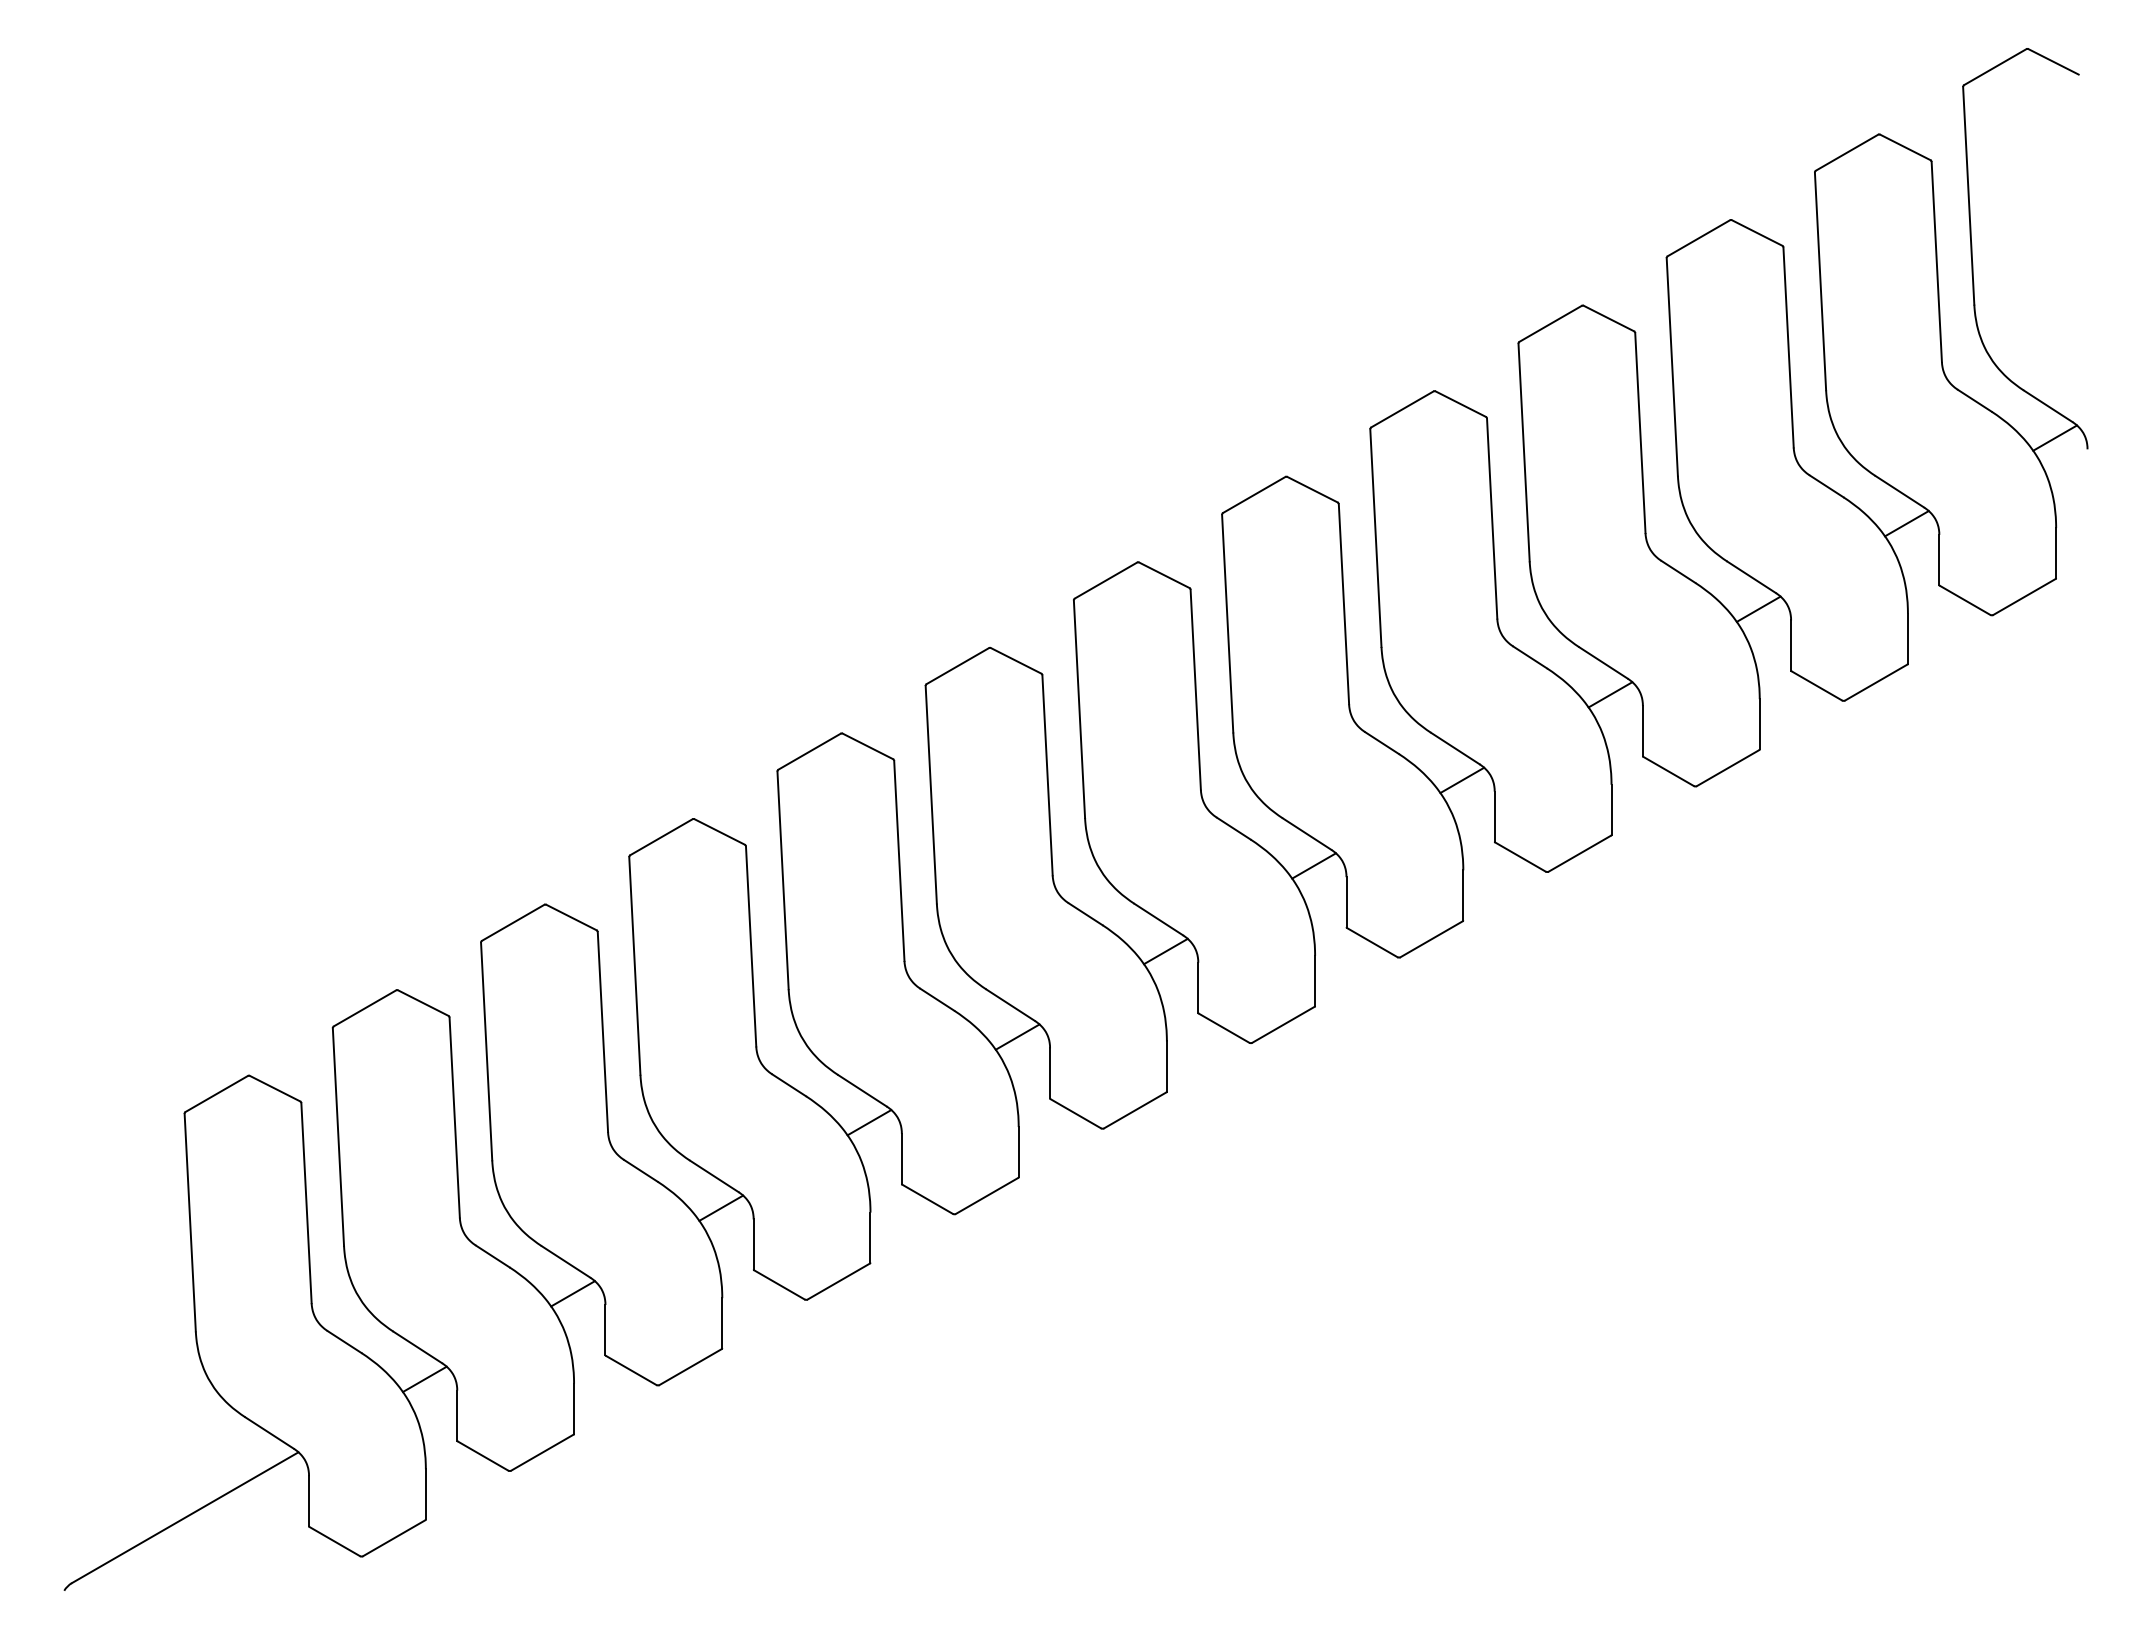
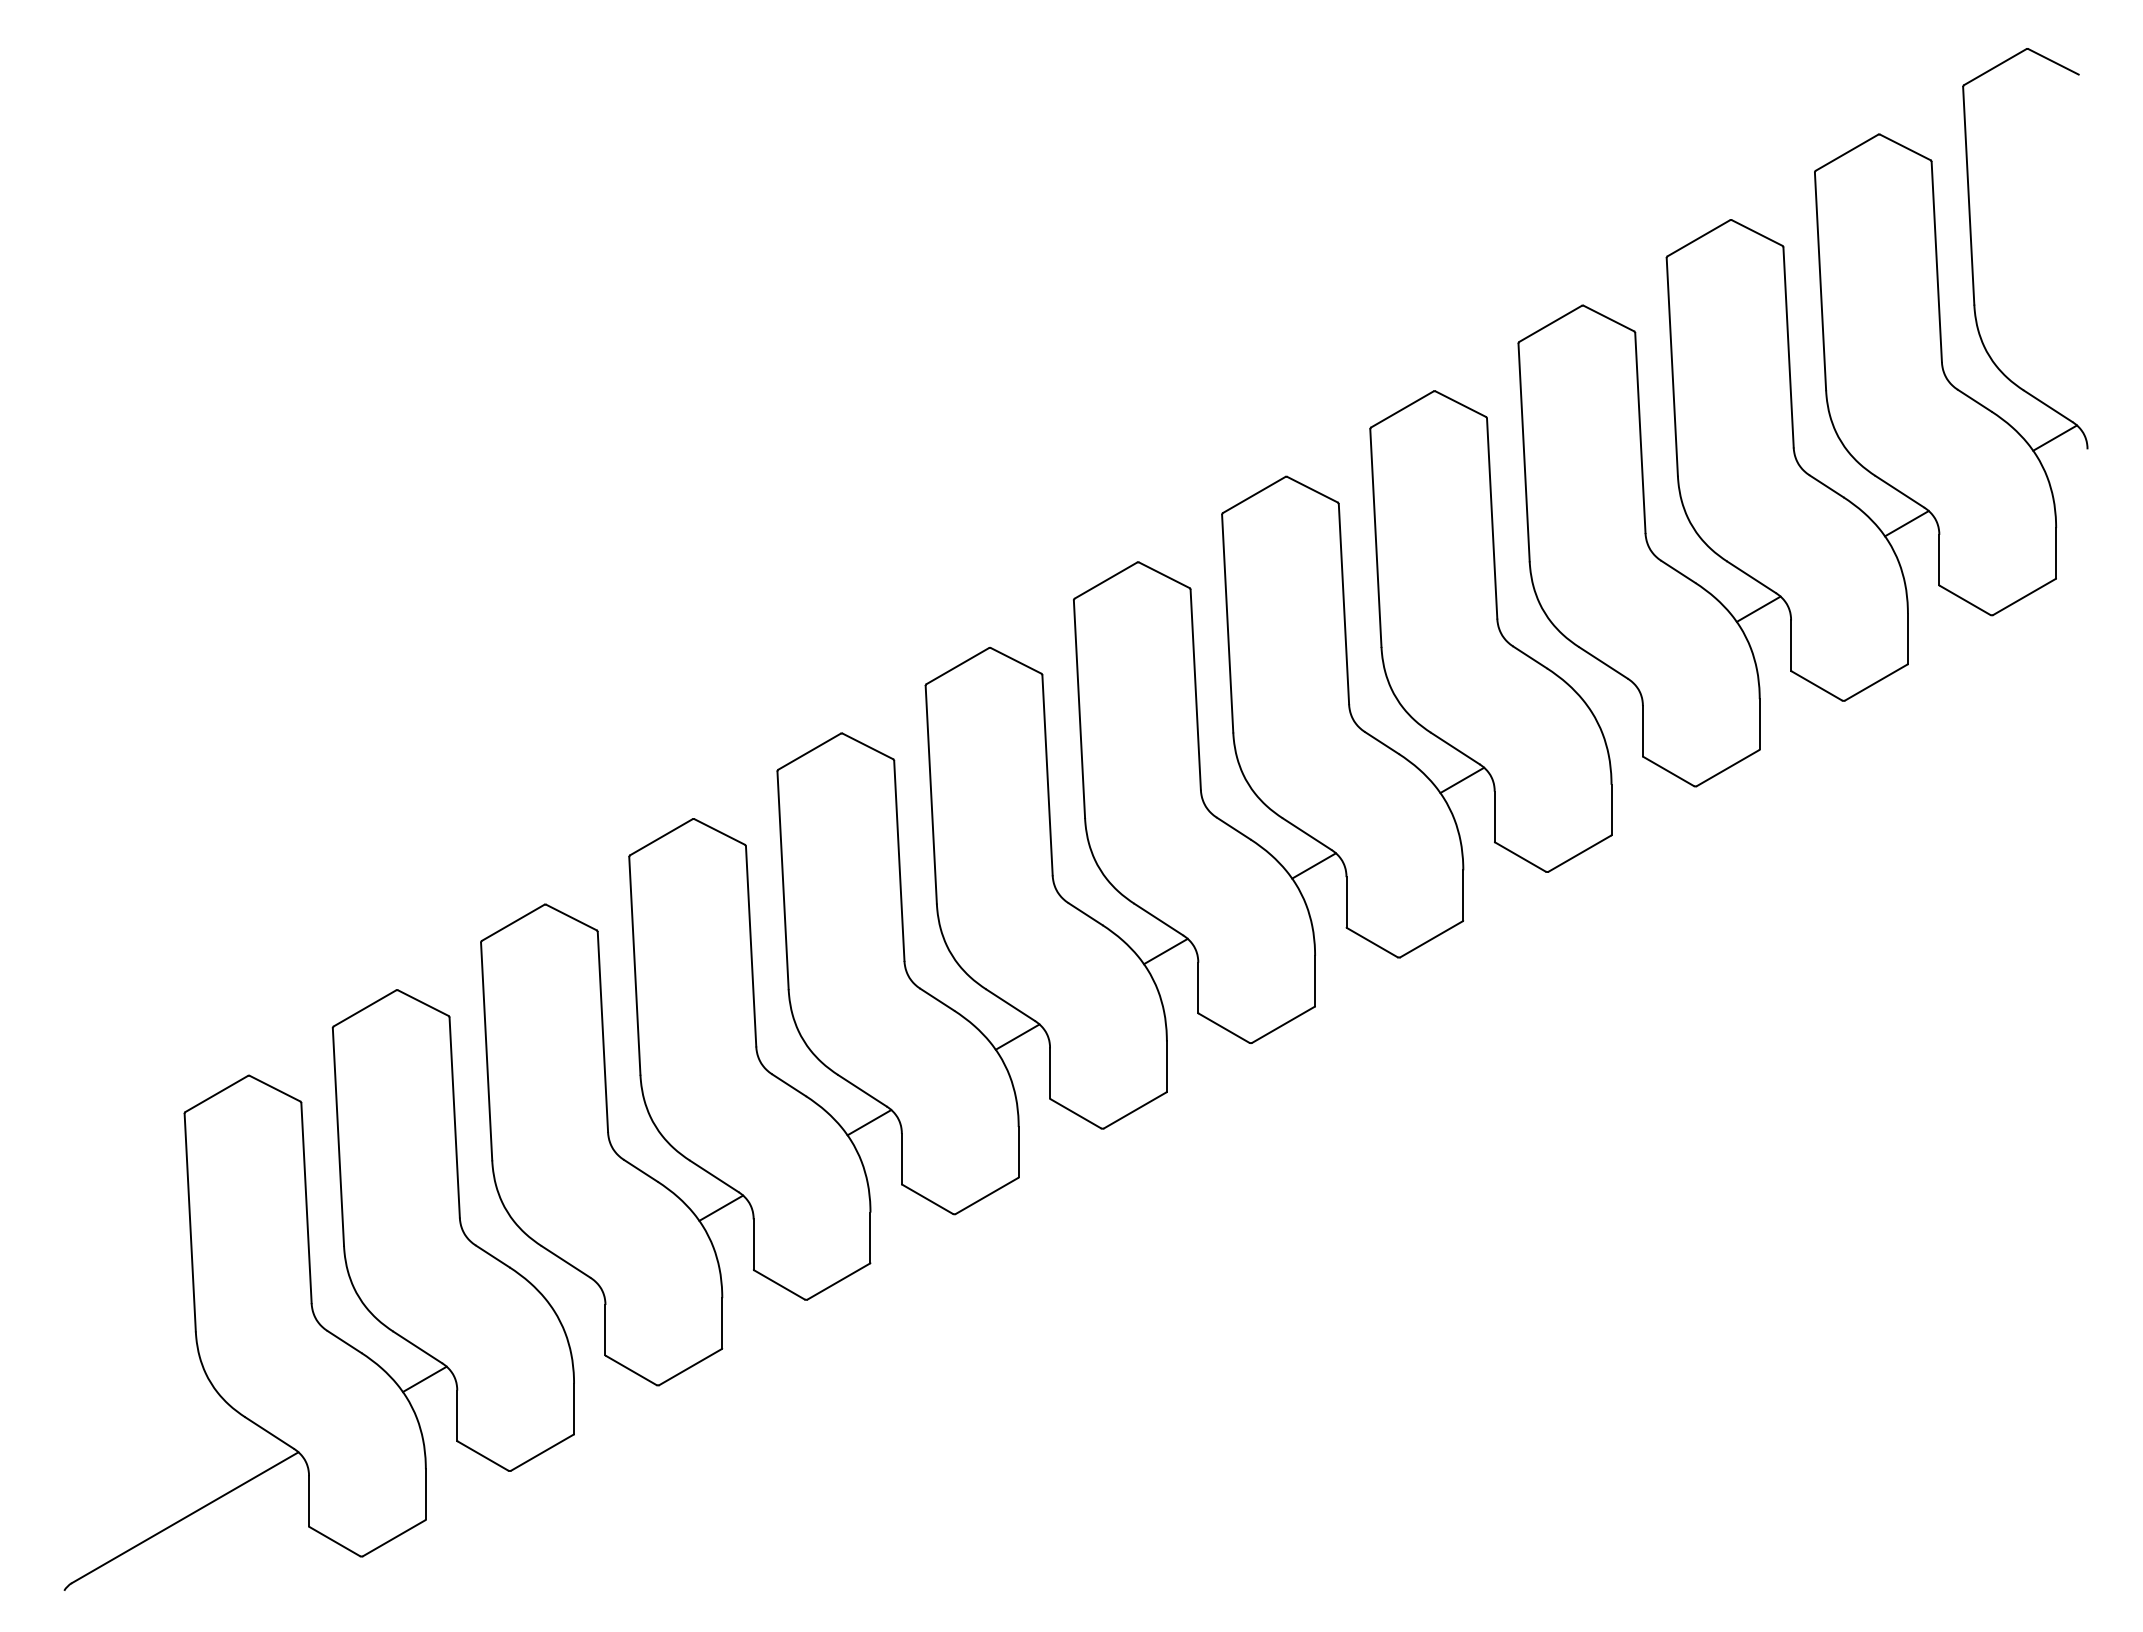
line: present -> none (1610, 694)
line: present -> none (572, 1293)
